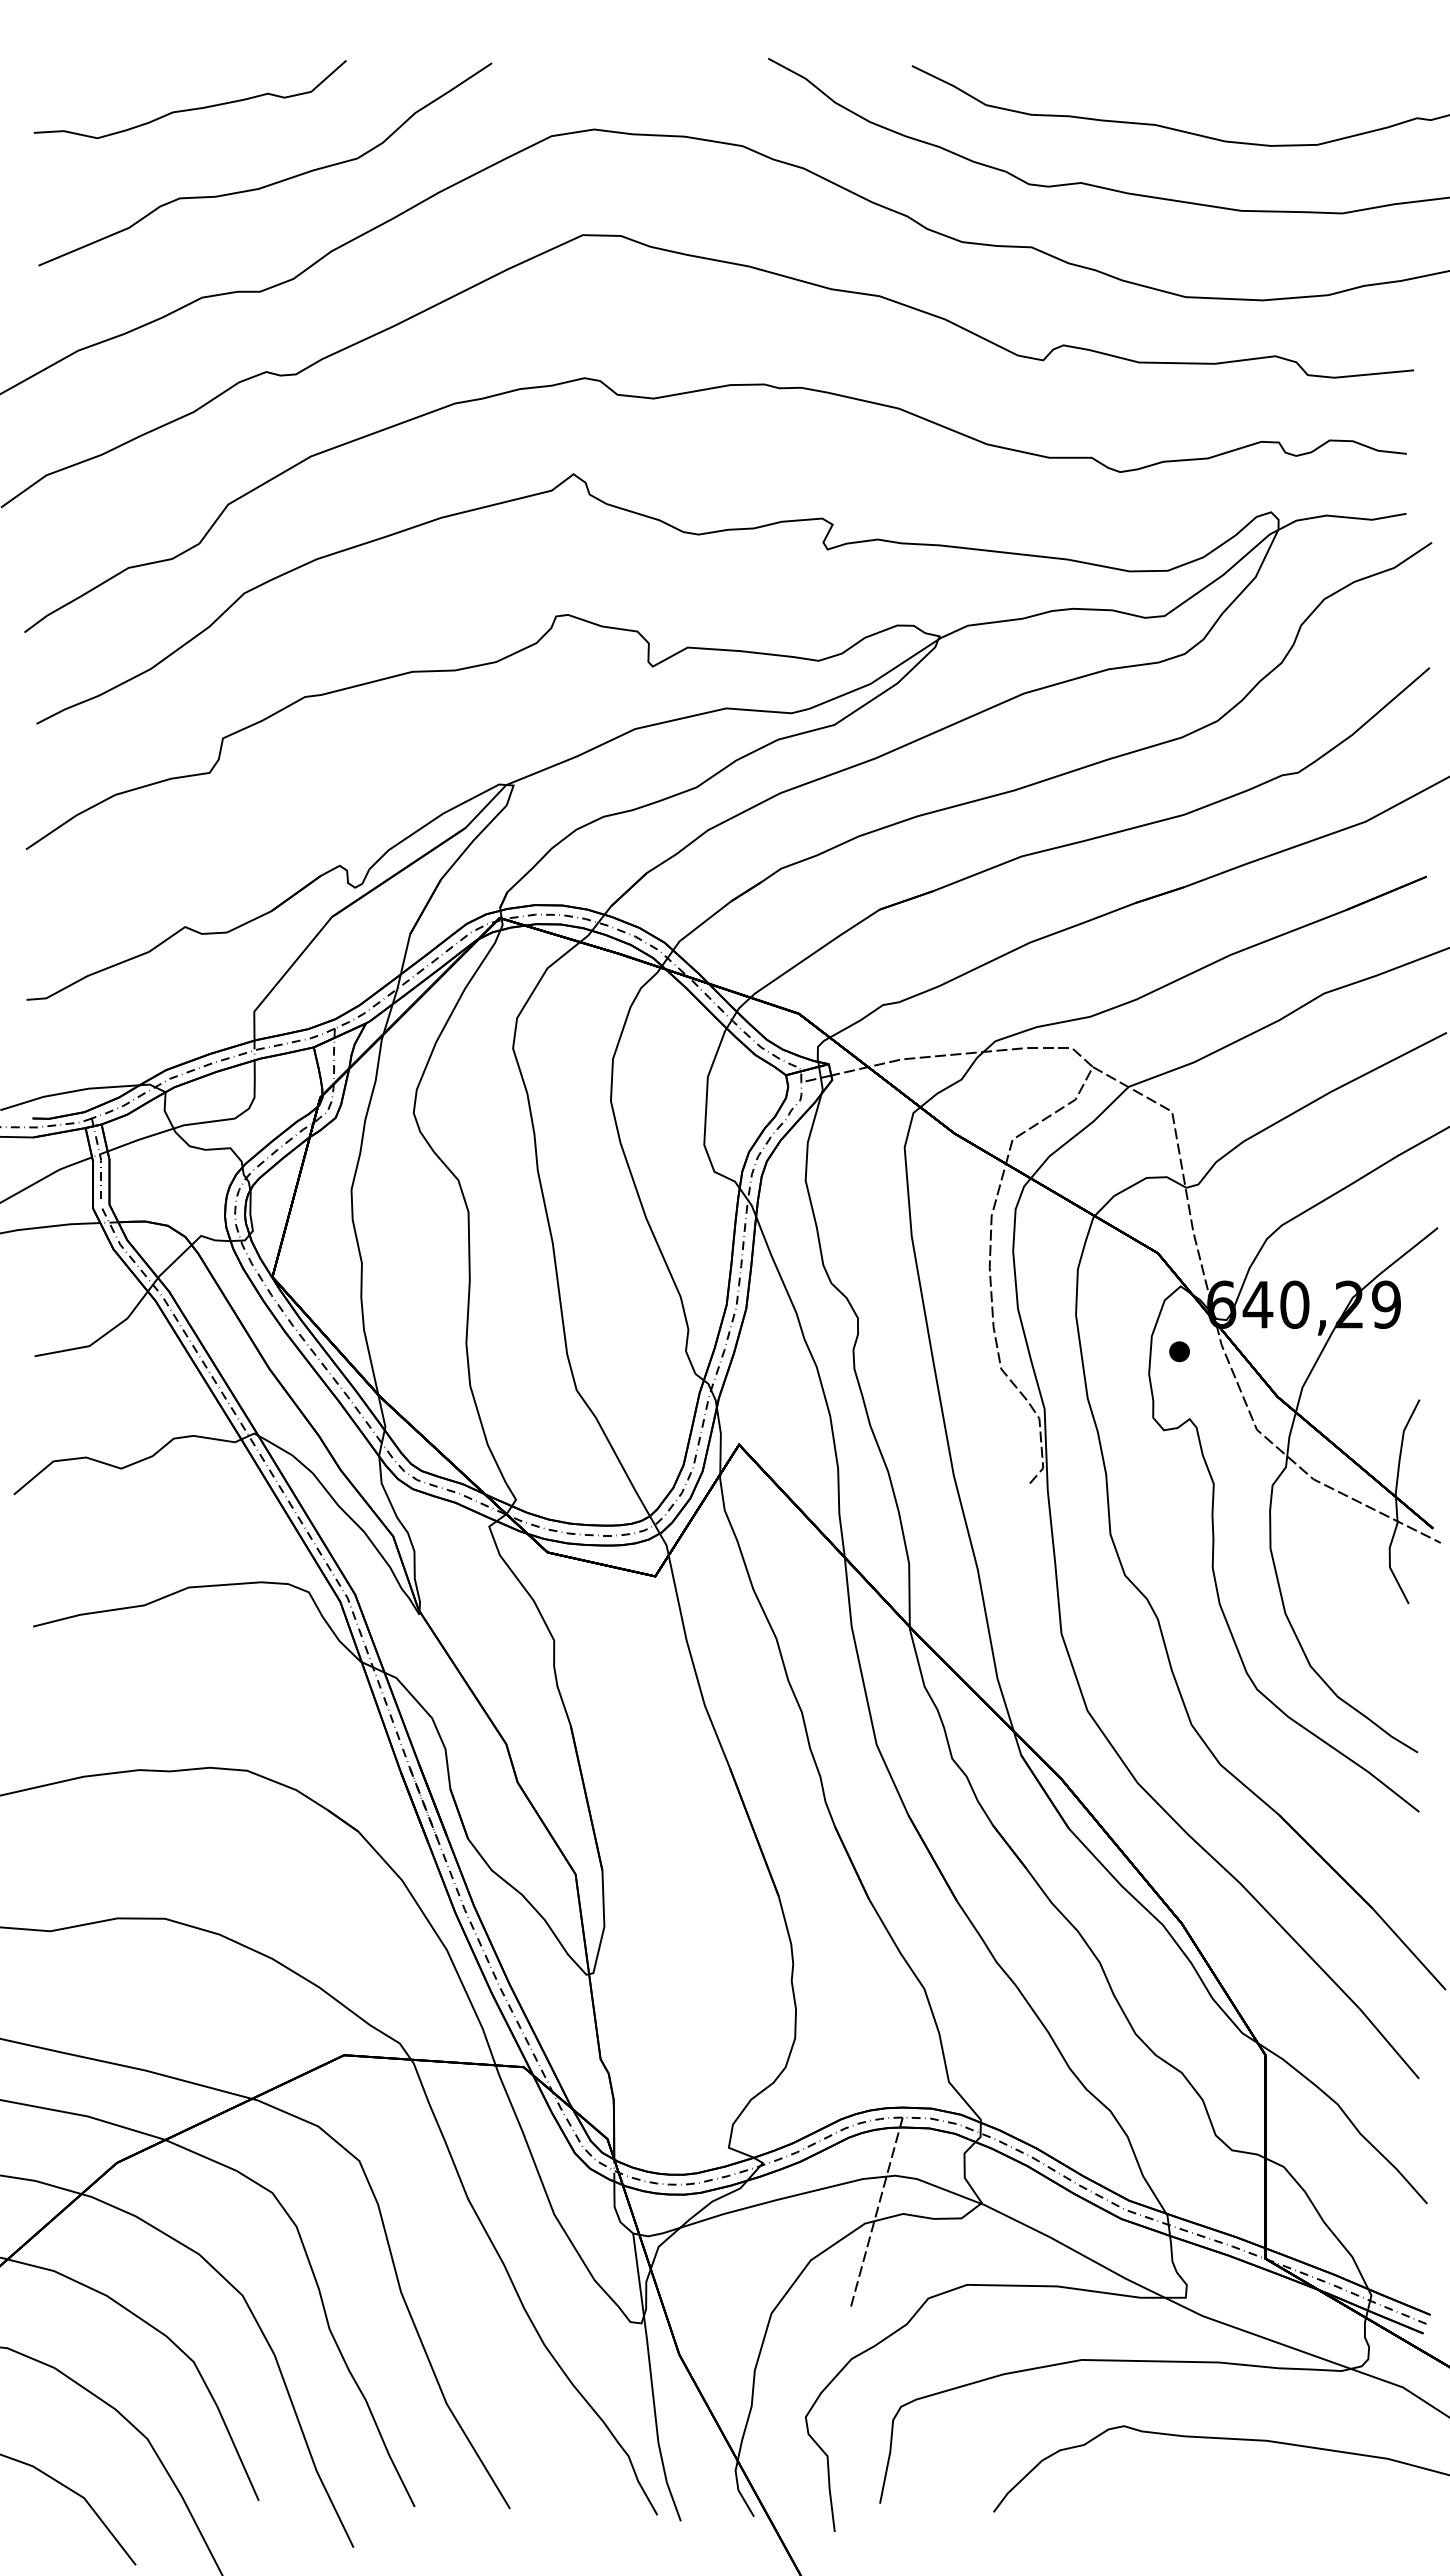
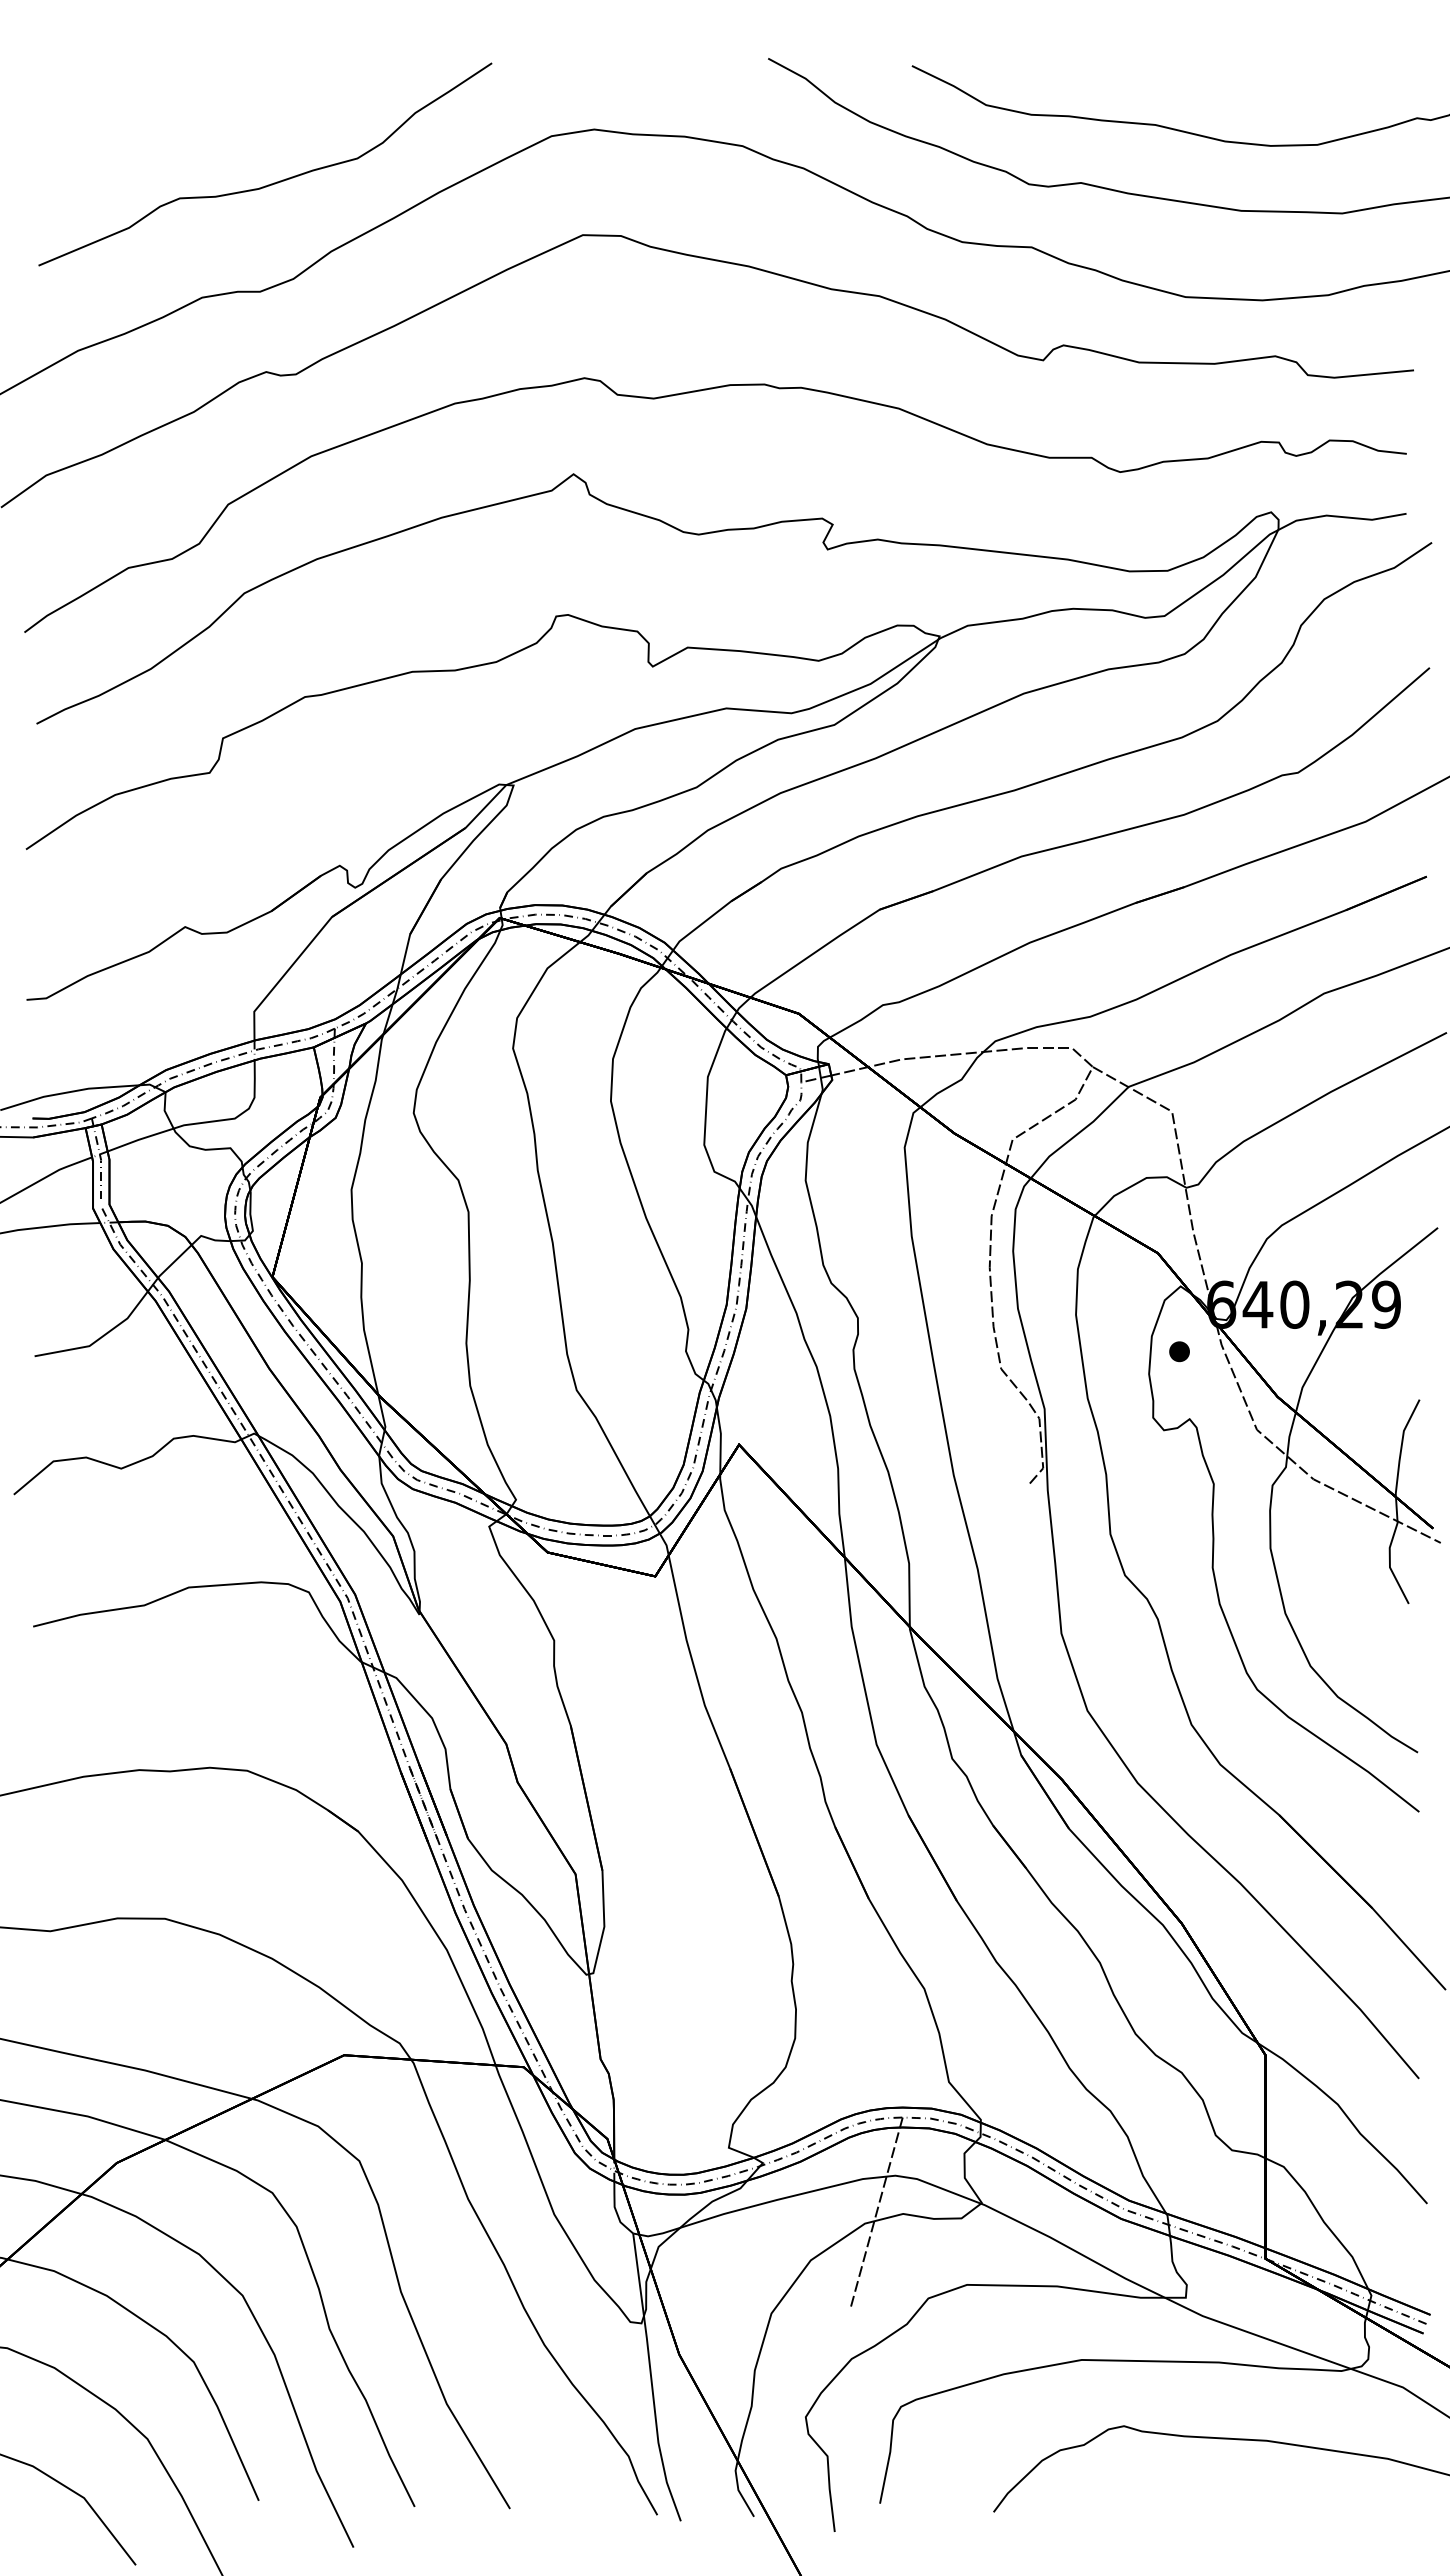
curve: present -> none (190, 108)
